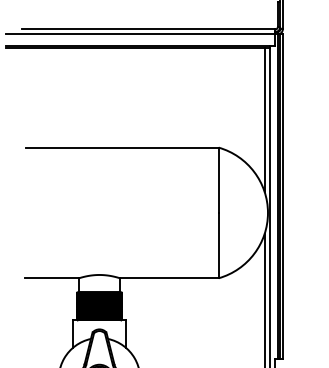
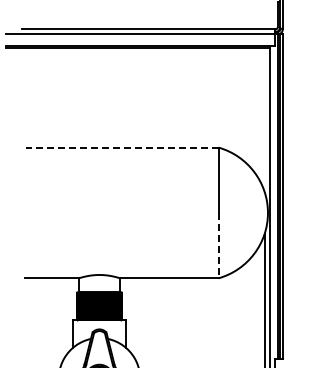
line: present -> none (264, 120)
line: solid -> dashed (122, 147)
line: solid -> dashed (218, 245)
